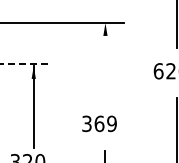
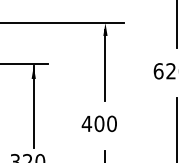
line: dashed -> solid (23, 64)
line: none -> present (105, 65)
text: 369 -> 400 (98, 123)
